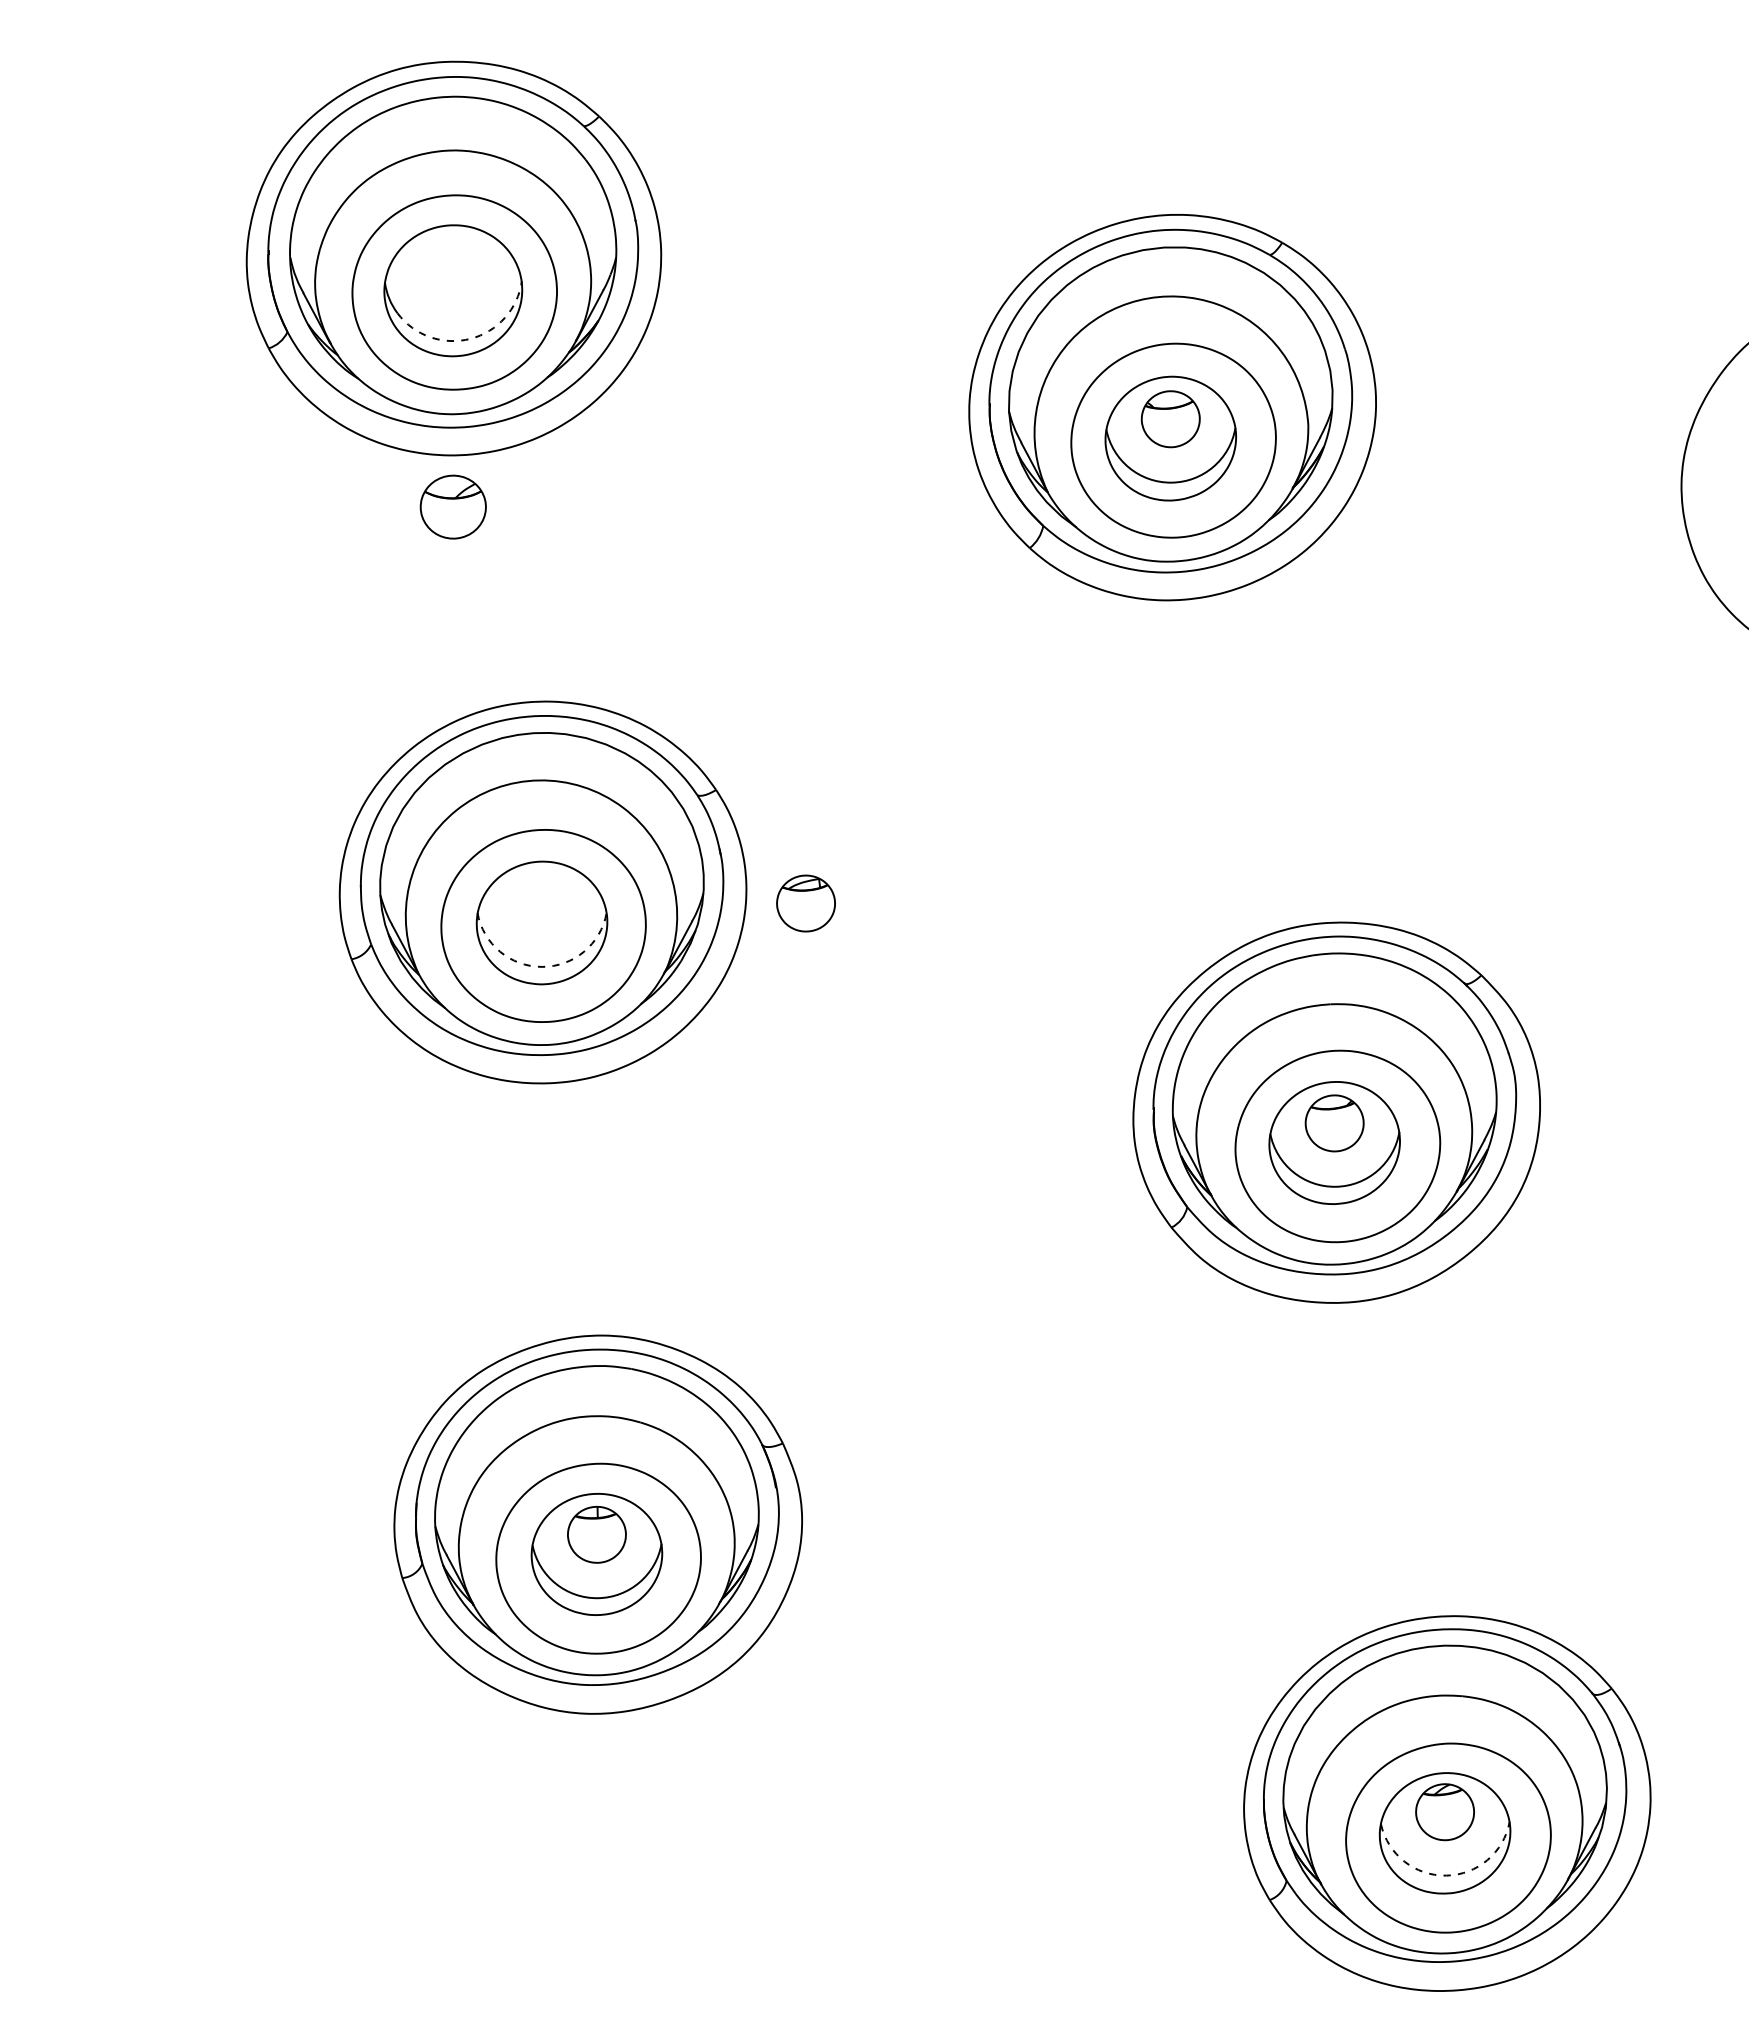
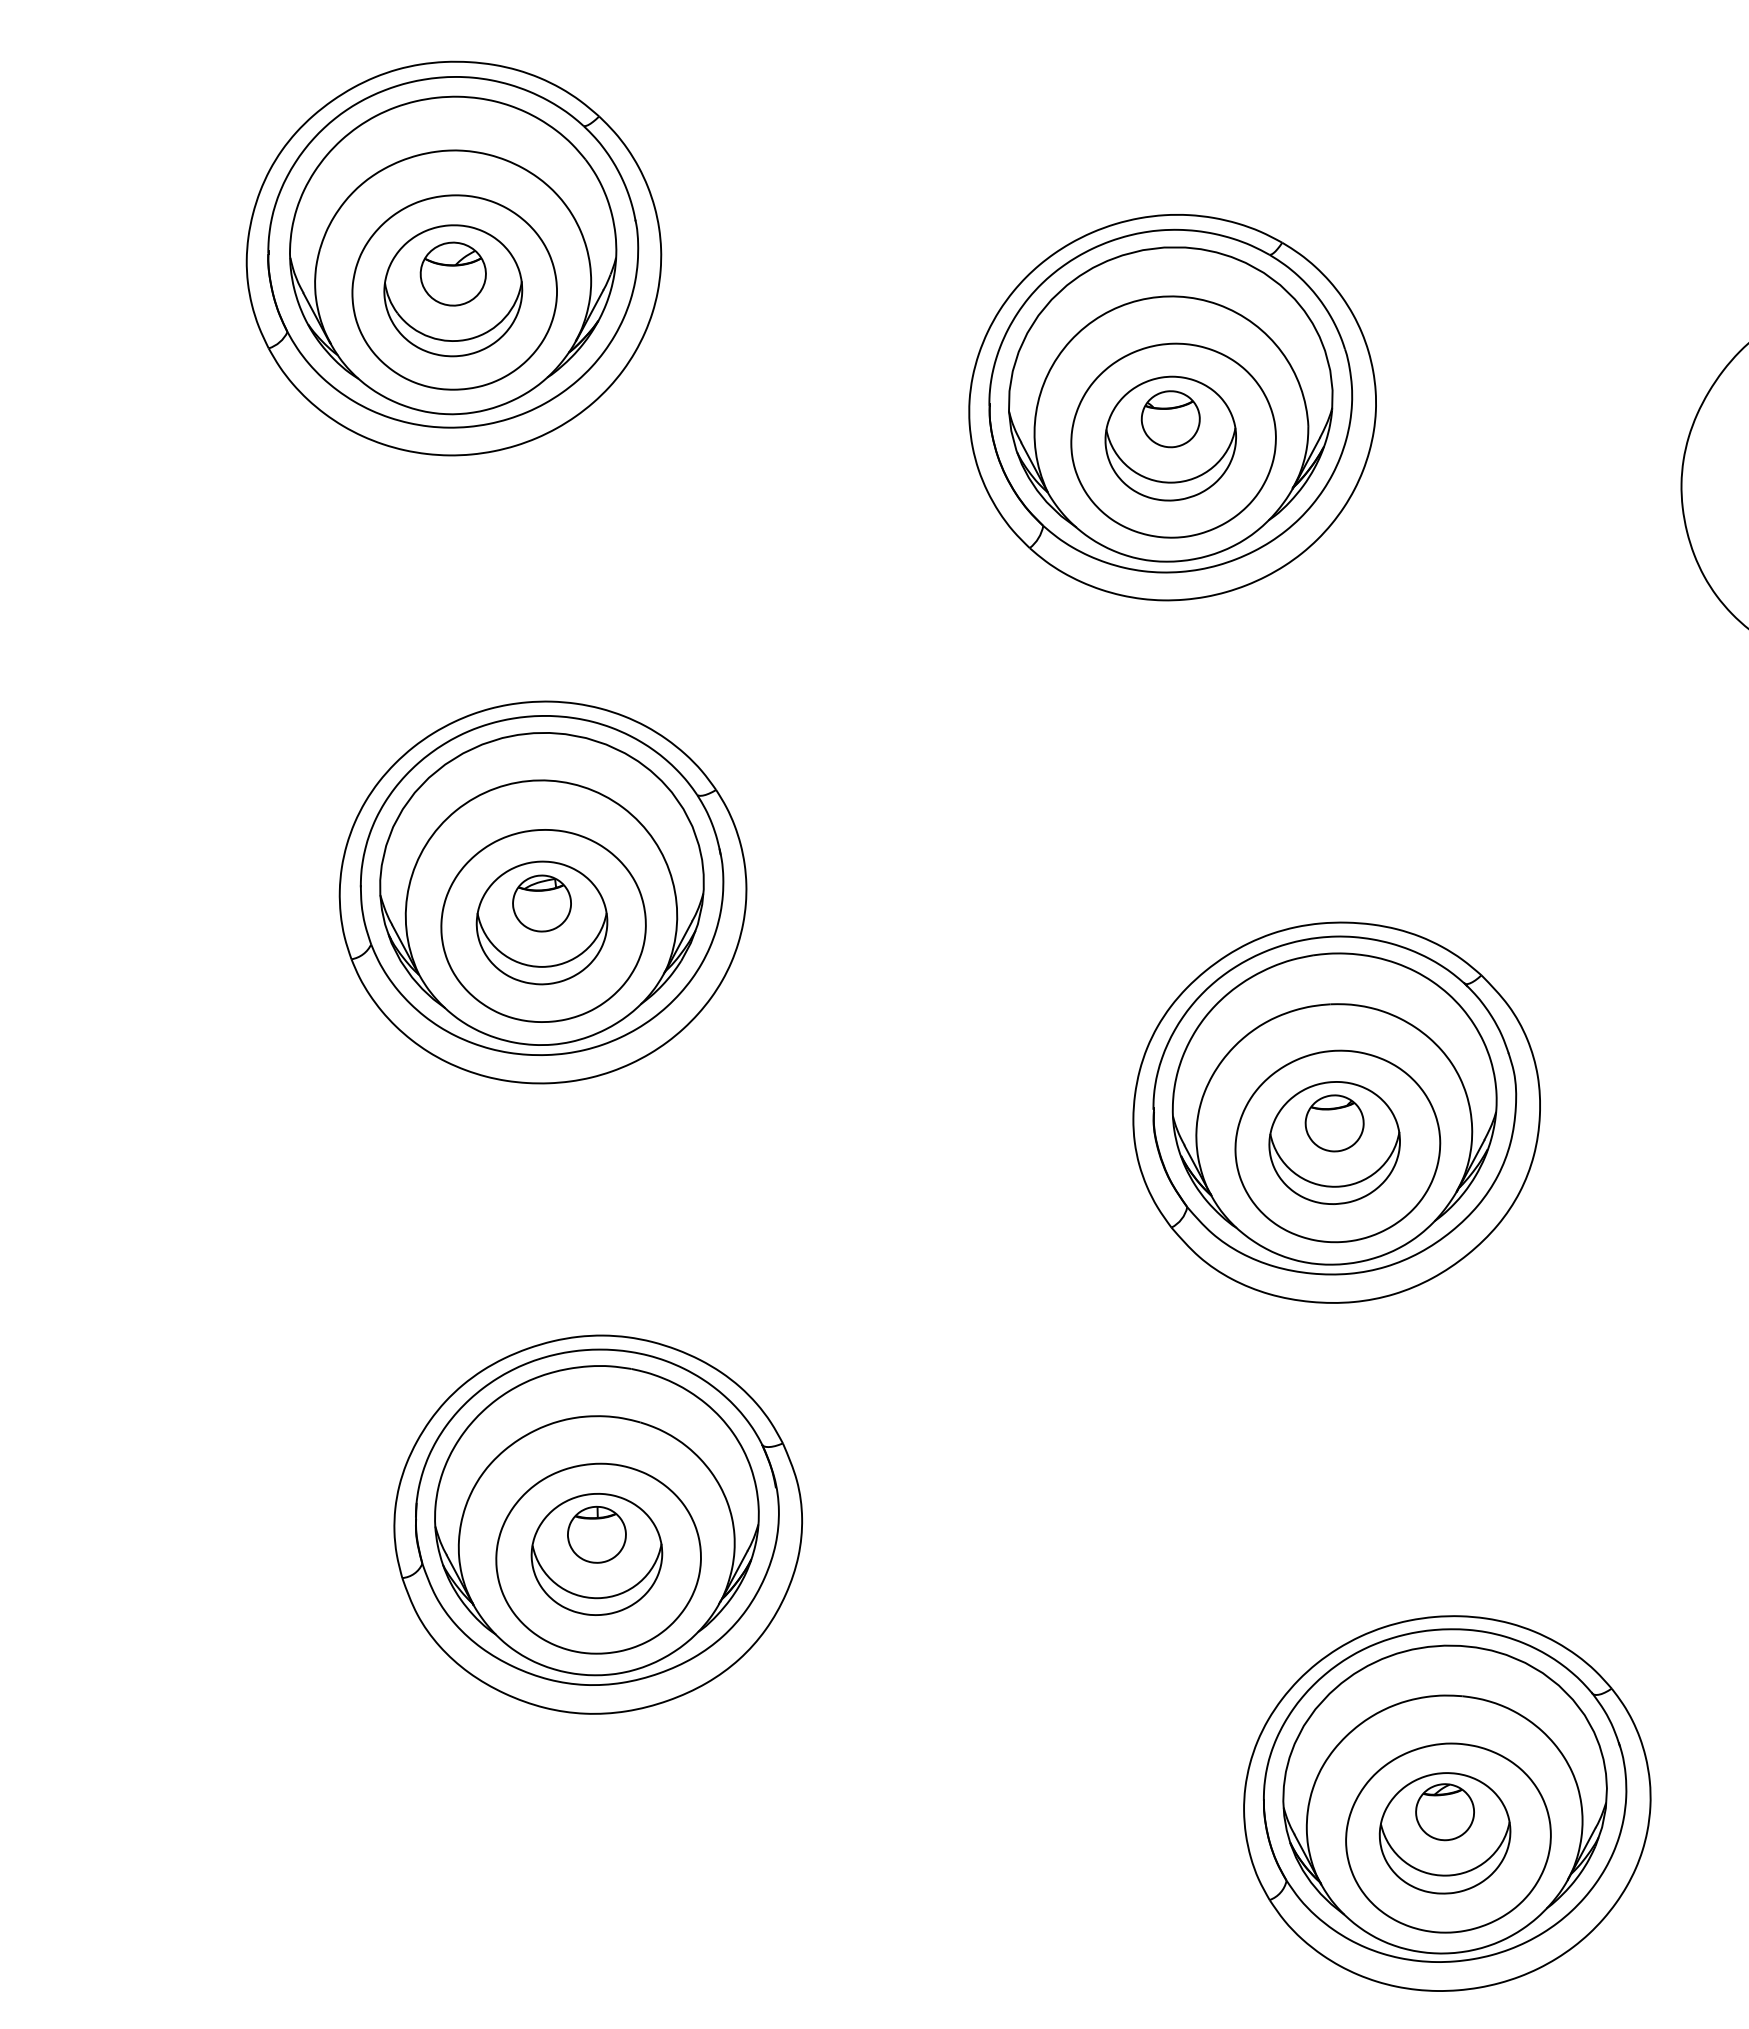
arc: dashed -> solid (470, 338)
part position: (452, 506) -> (452, 273) (452, 273)
part position: (805, 903) -> (541, 903) (541, 903)
arc: dashed -> solid (542, 966)
arc: dashed -> solid (1446, 1875)
